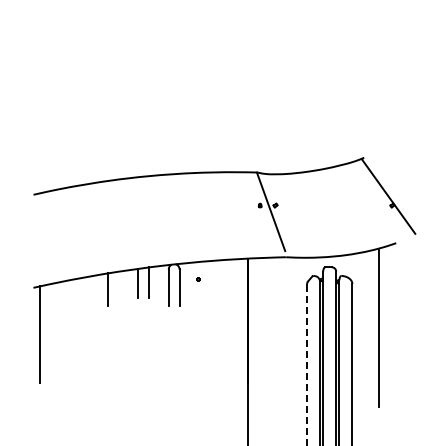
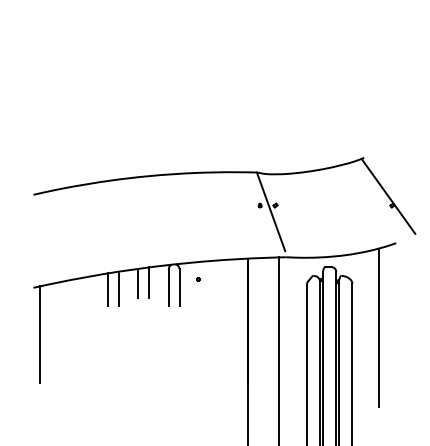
line: none -> present (118, 288)
line: none -> present (278, 349)
line: dashed -> solid (306, 365)
